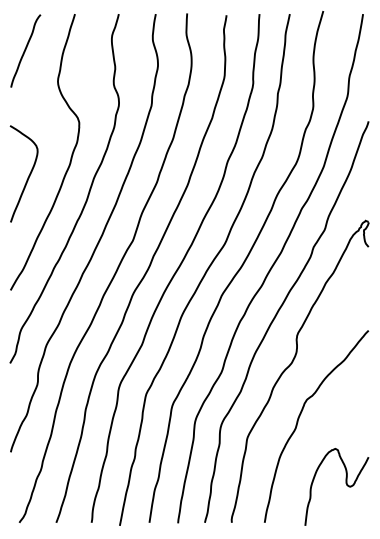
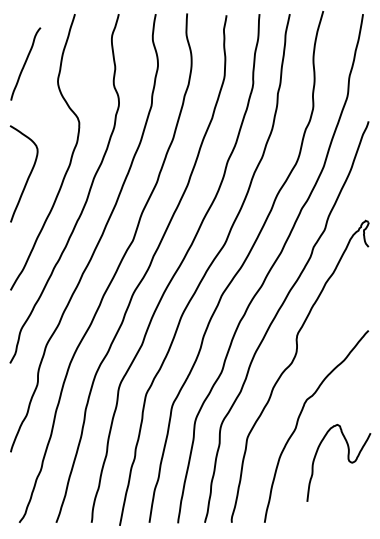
curve position: (25, 50) -> (25, 63) (25, 63)
curve position: (345, 483) -> (347, 459) (347, 459)
